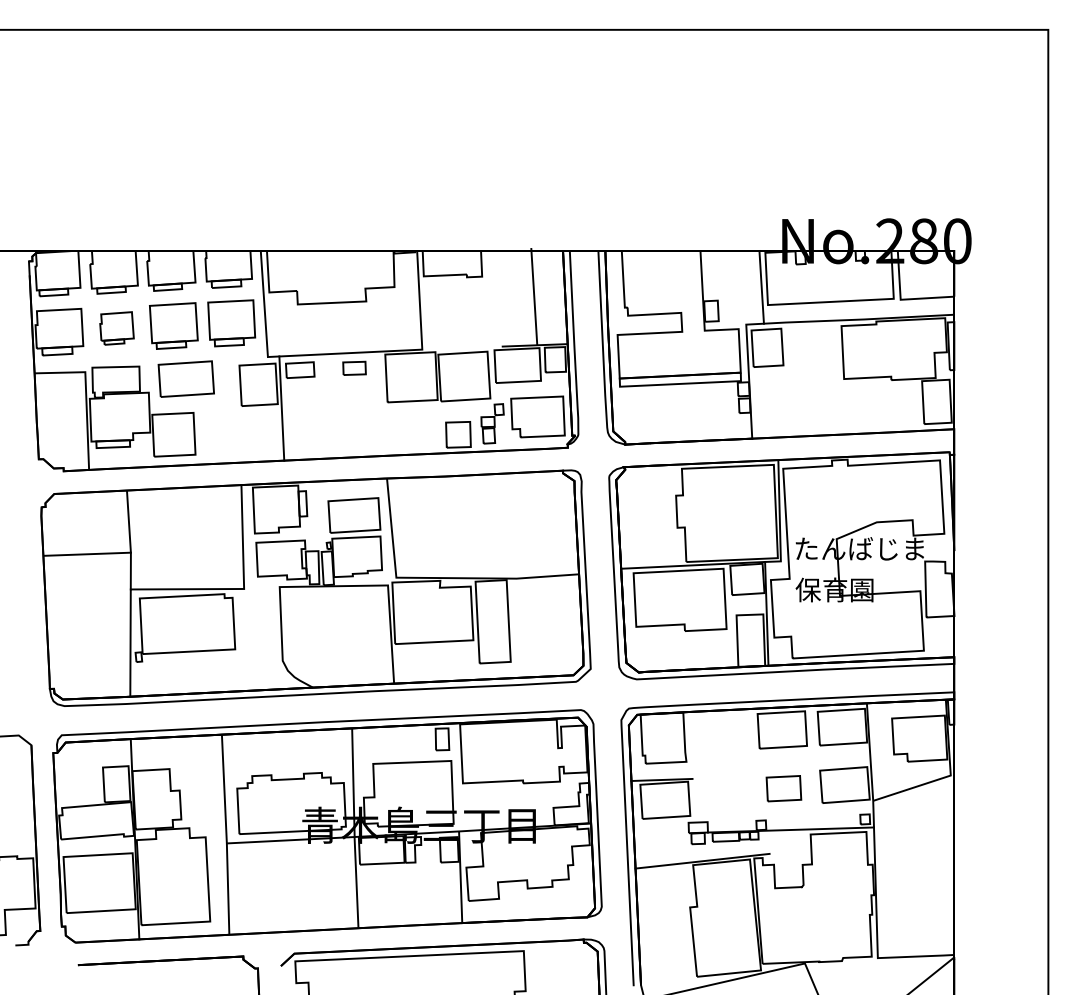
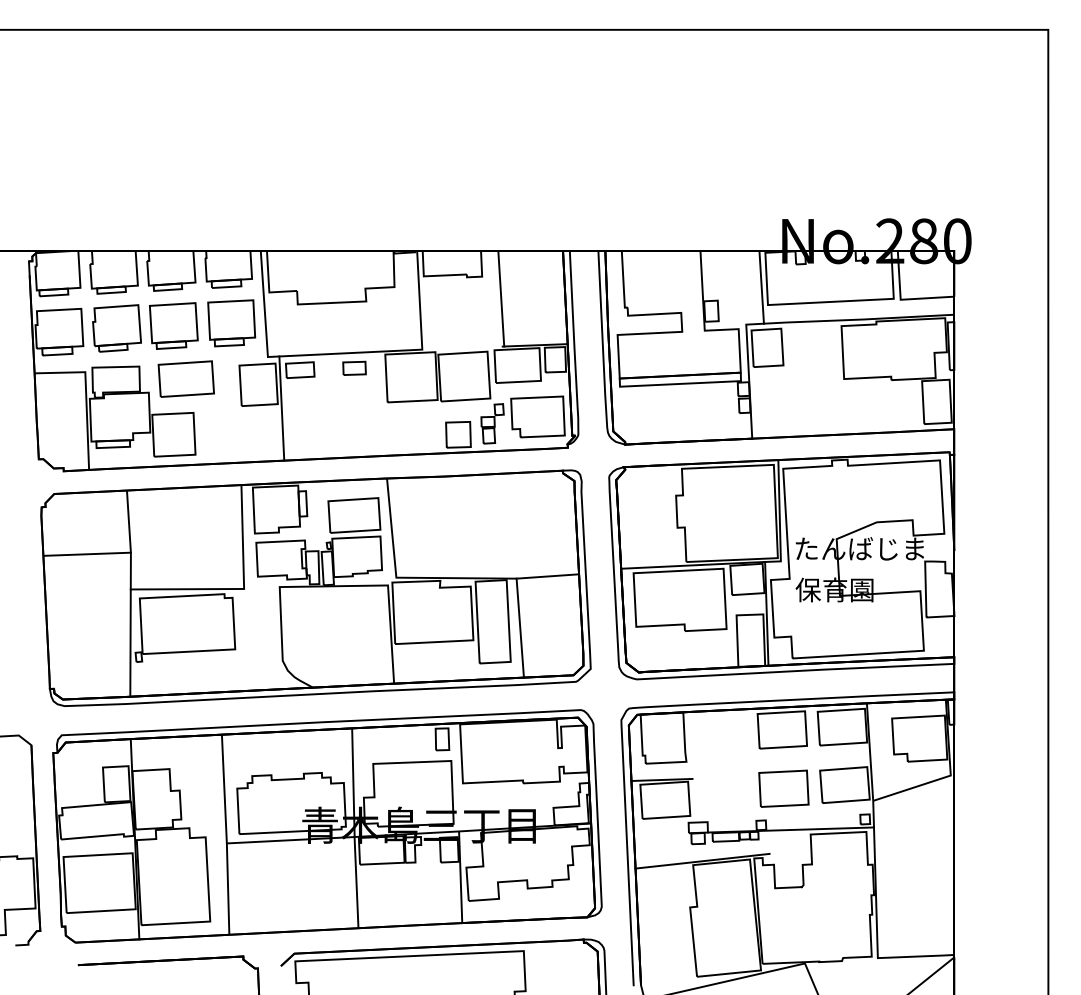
line position: (534, 296) -> (501, 298) (501, 298)
part size: 36x35 px -> 50x49 px (116, 328)
line: none -> present (519, 627)
part size: 38x28 px -> 52x39 px (783, 788)
